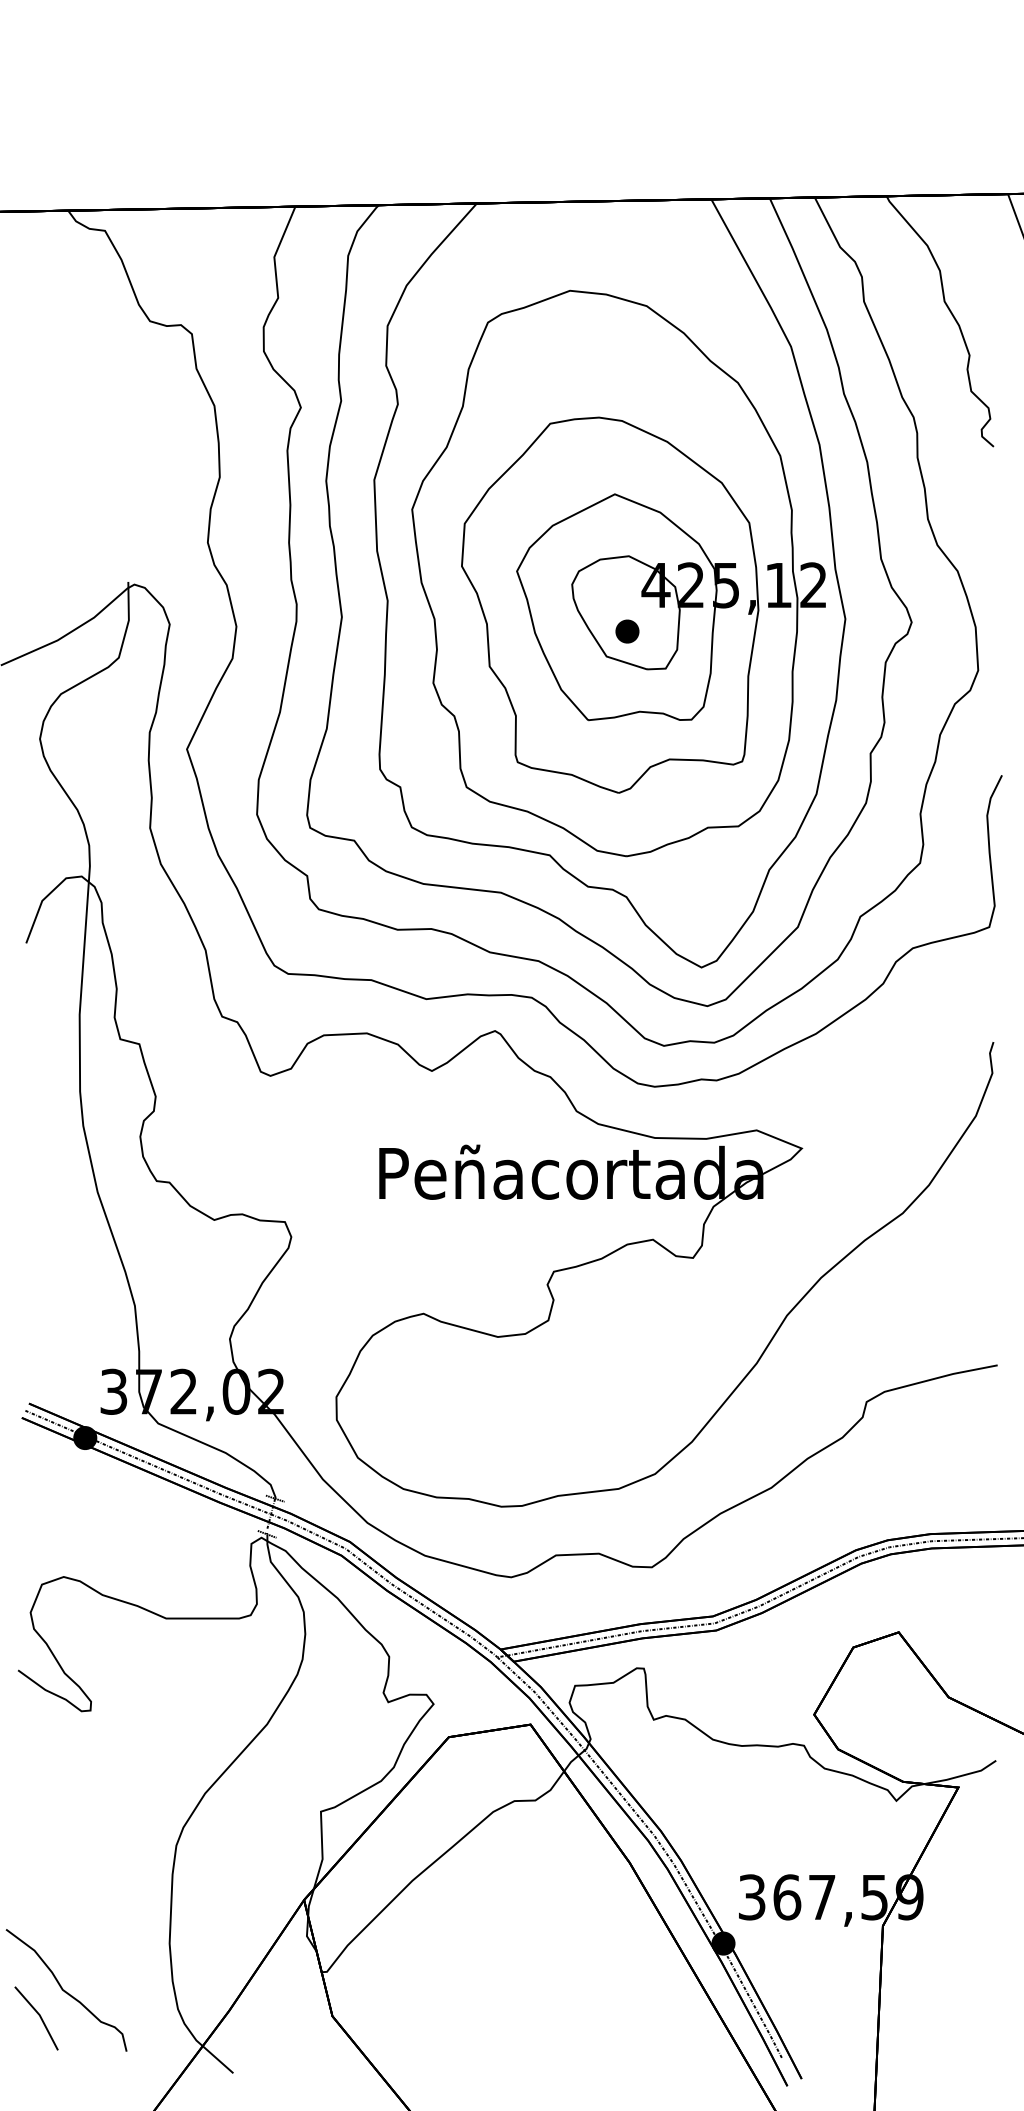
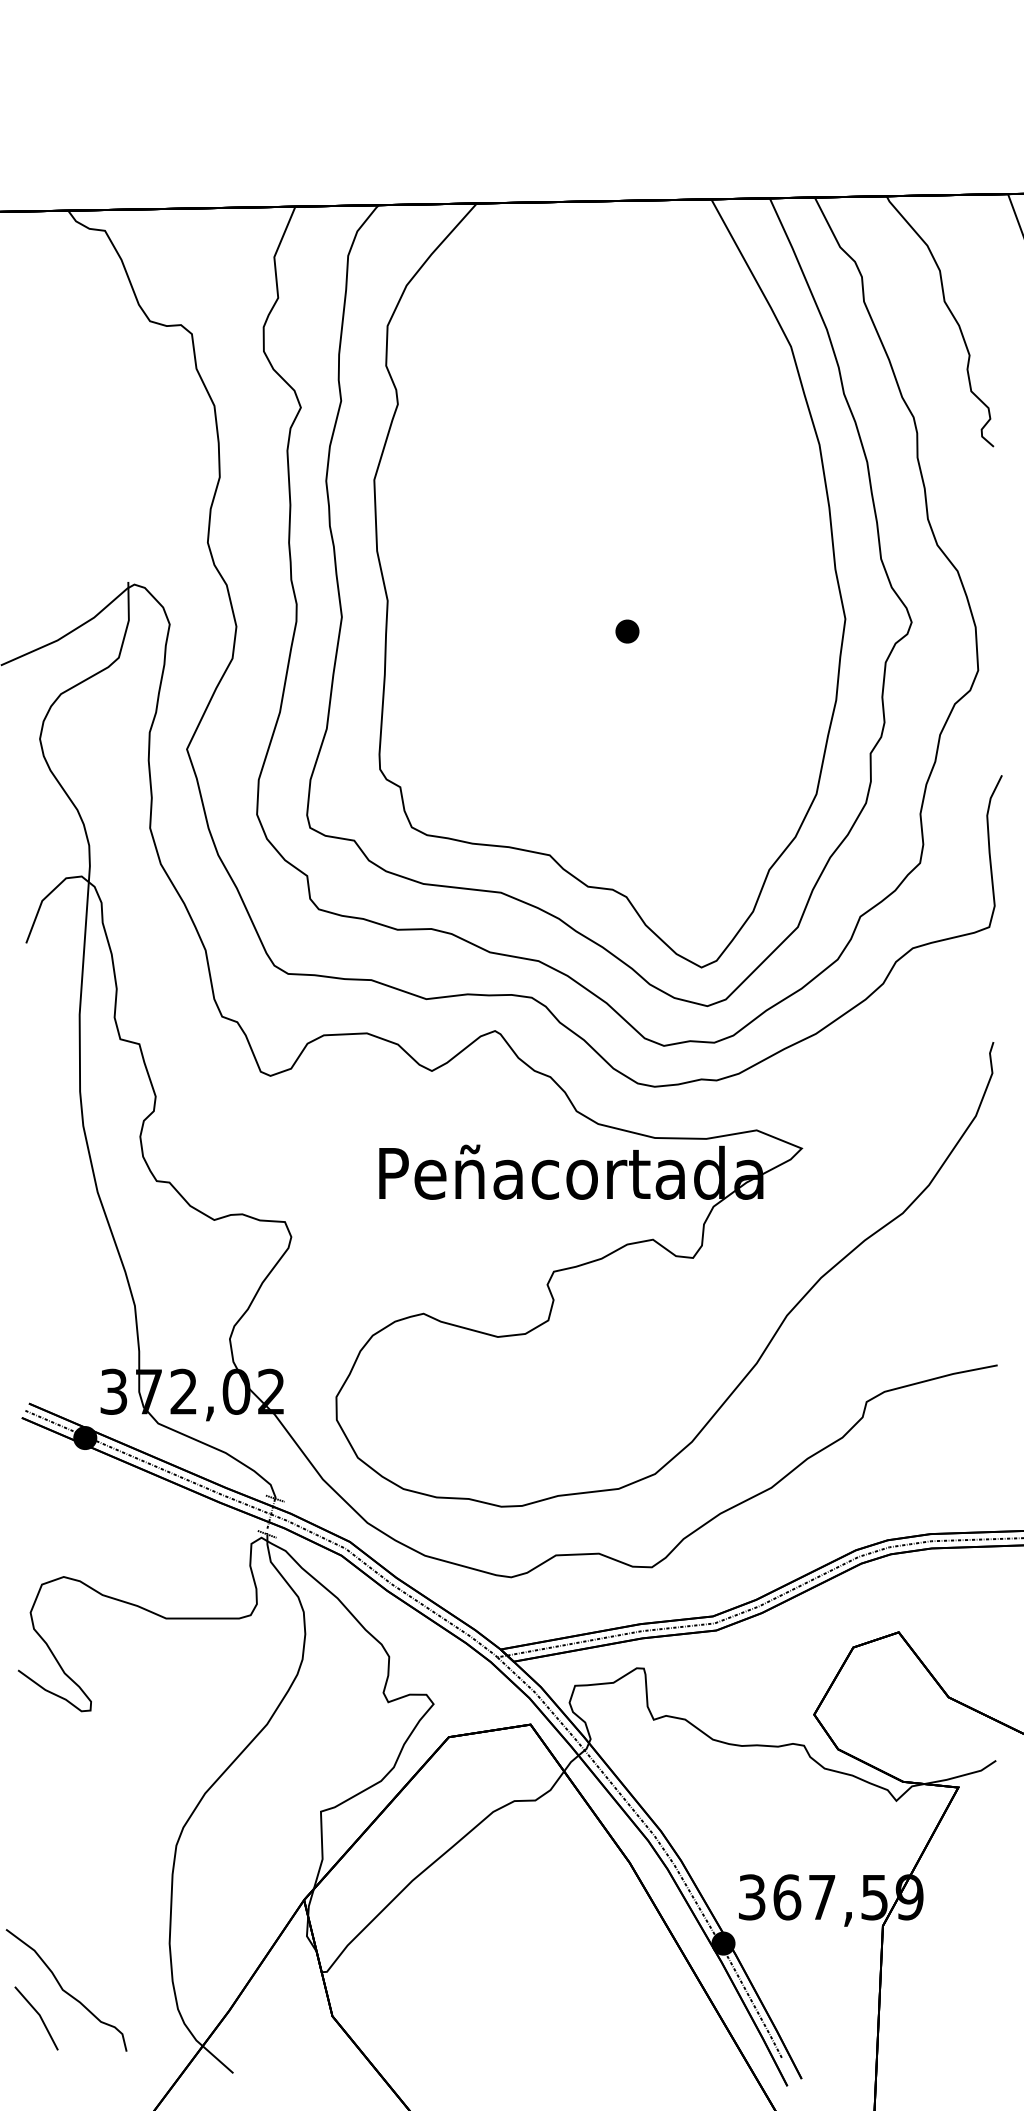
part: present -> none (618, 573)
